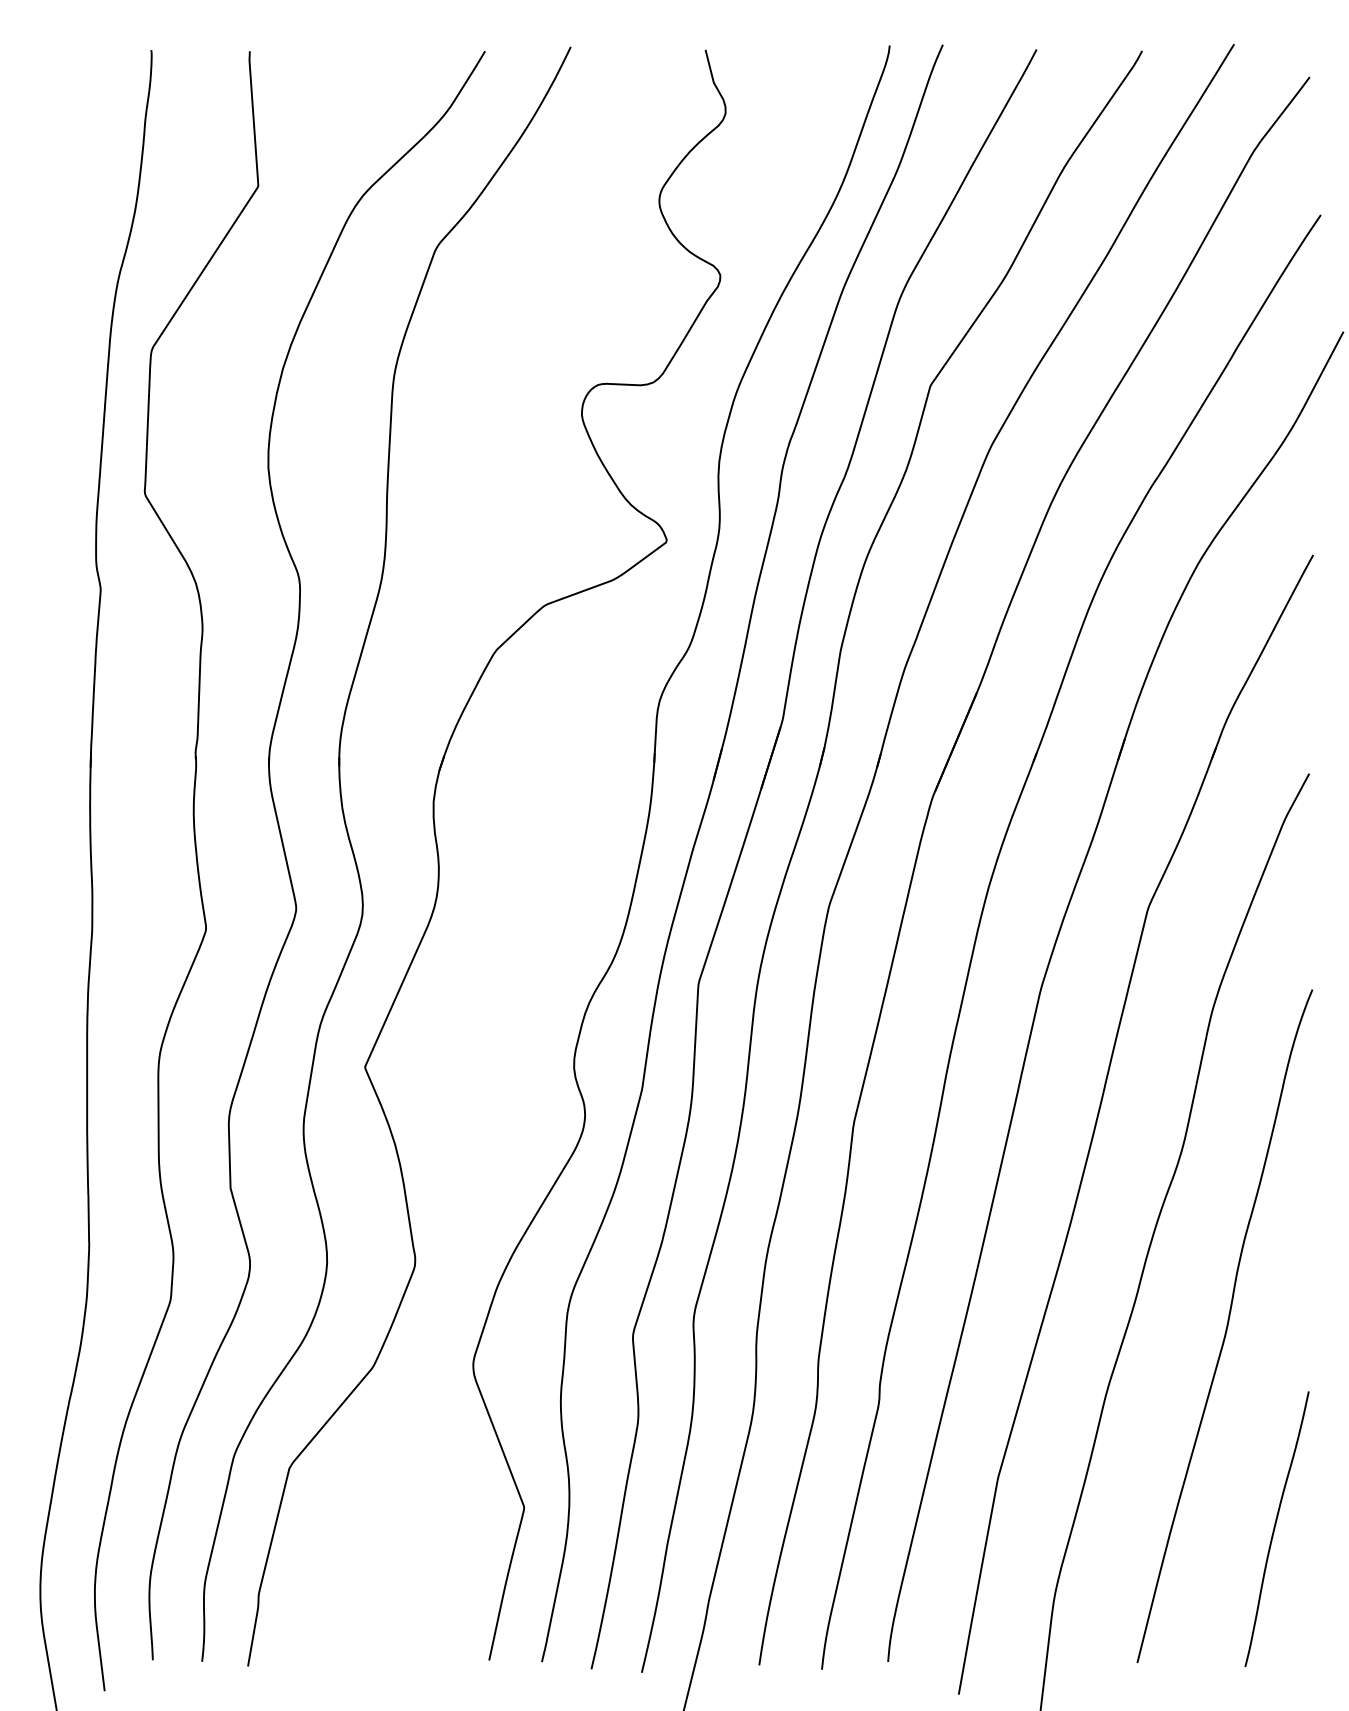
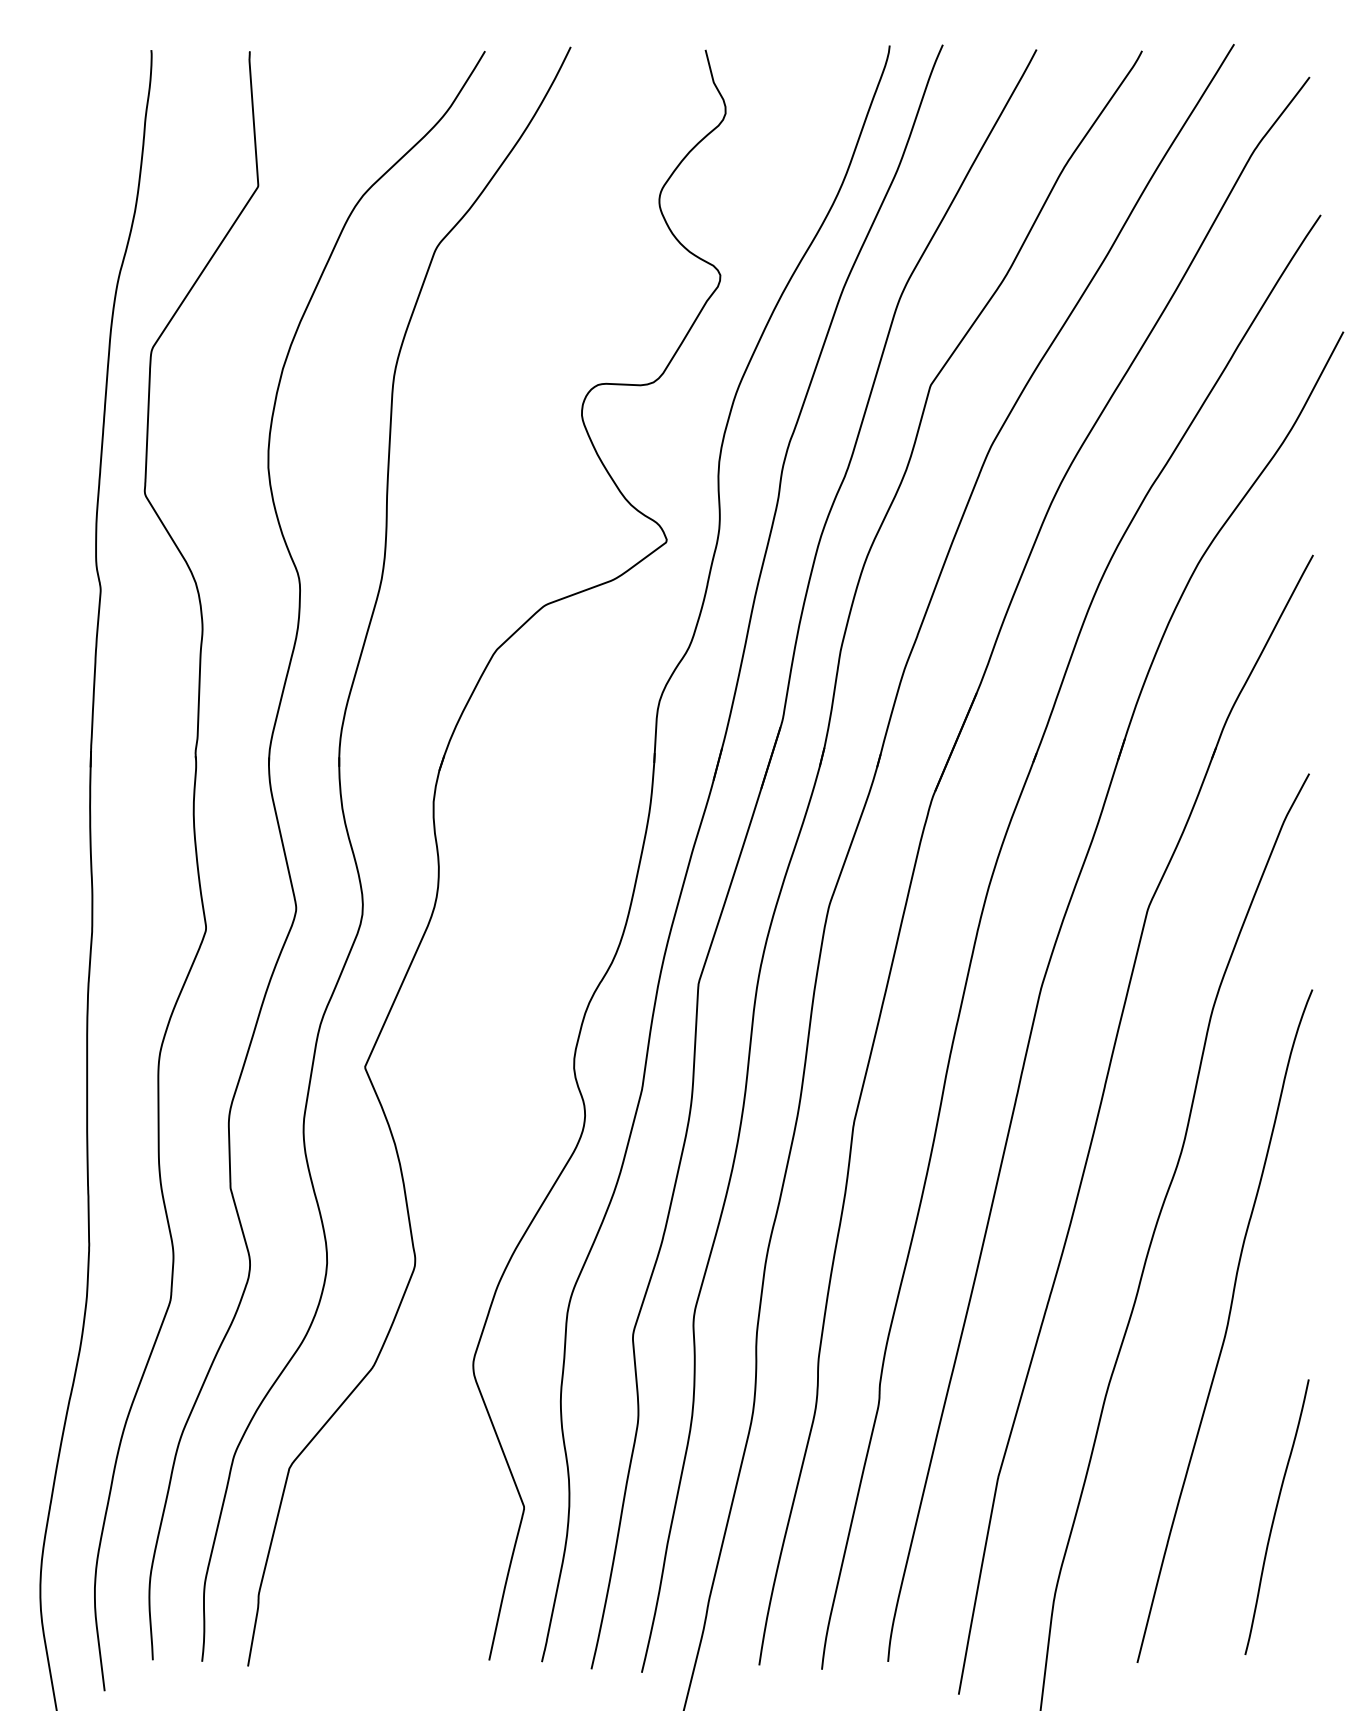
curve position: (1275, 1528) -> (1275, 1516) (1275, 1516)
